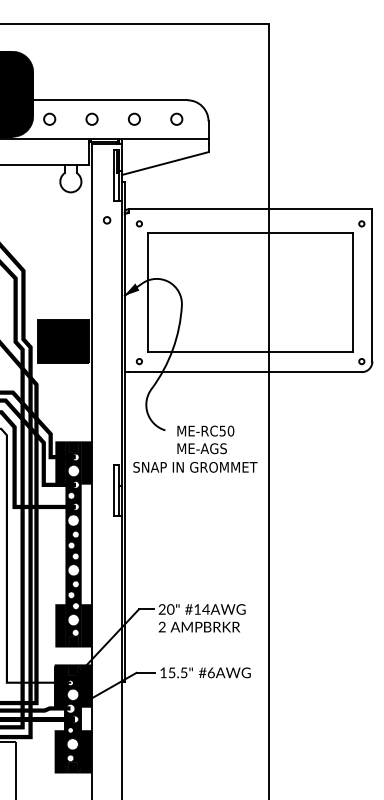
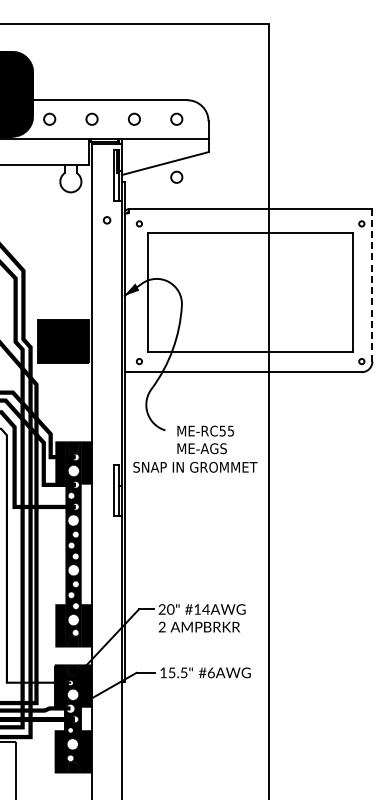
circle: none -> present (176, 176)
line: solid -> dashed (372, 286)
text: ME-RC50 -> ME-RC55 (230, 430)
